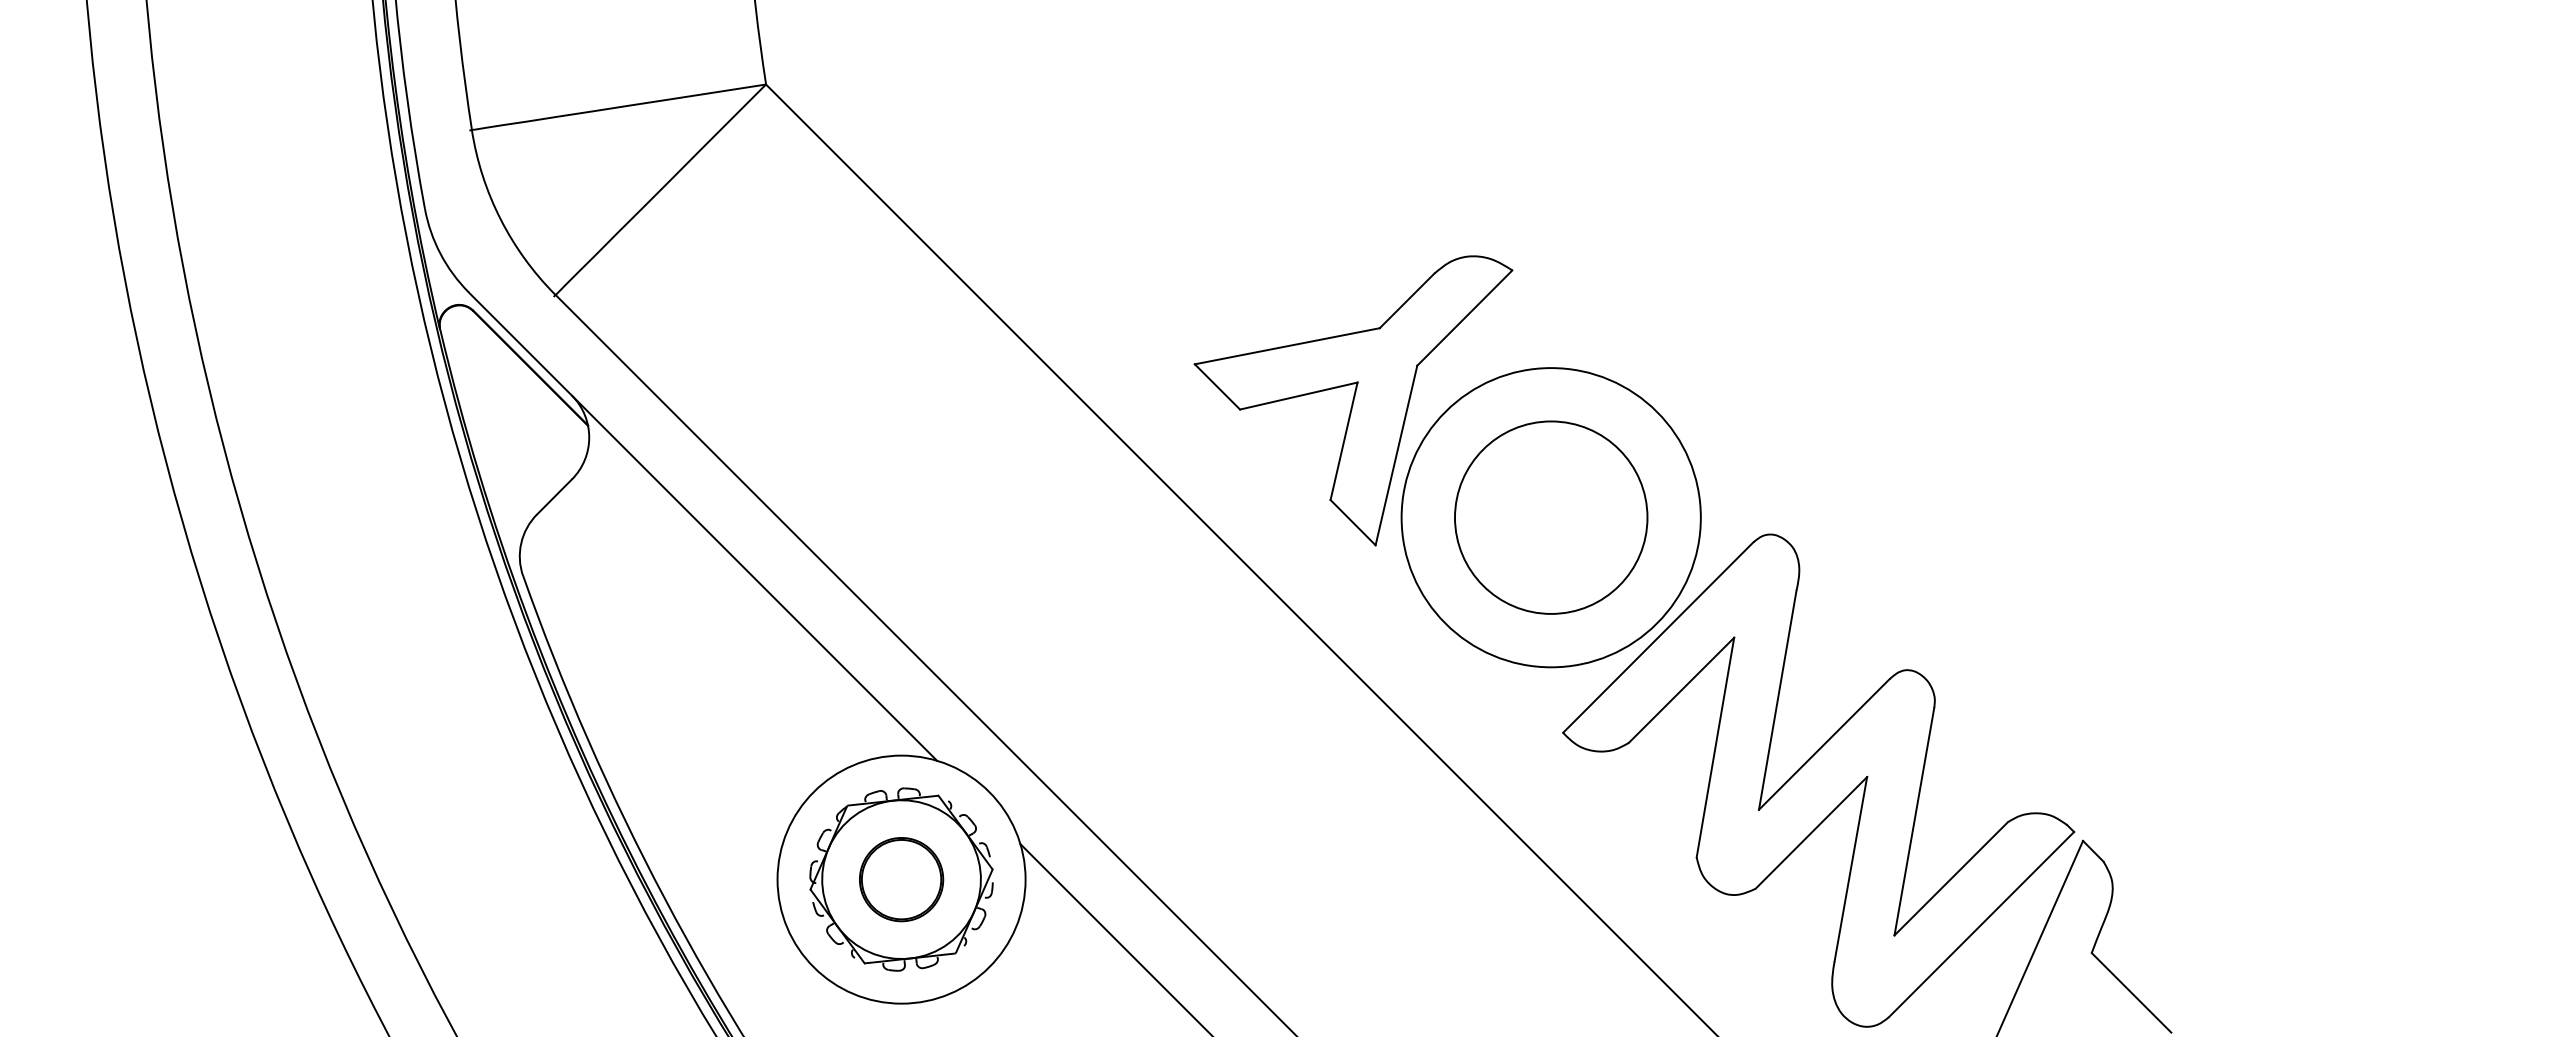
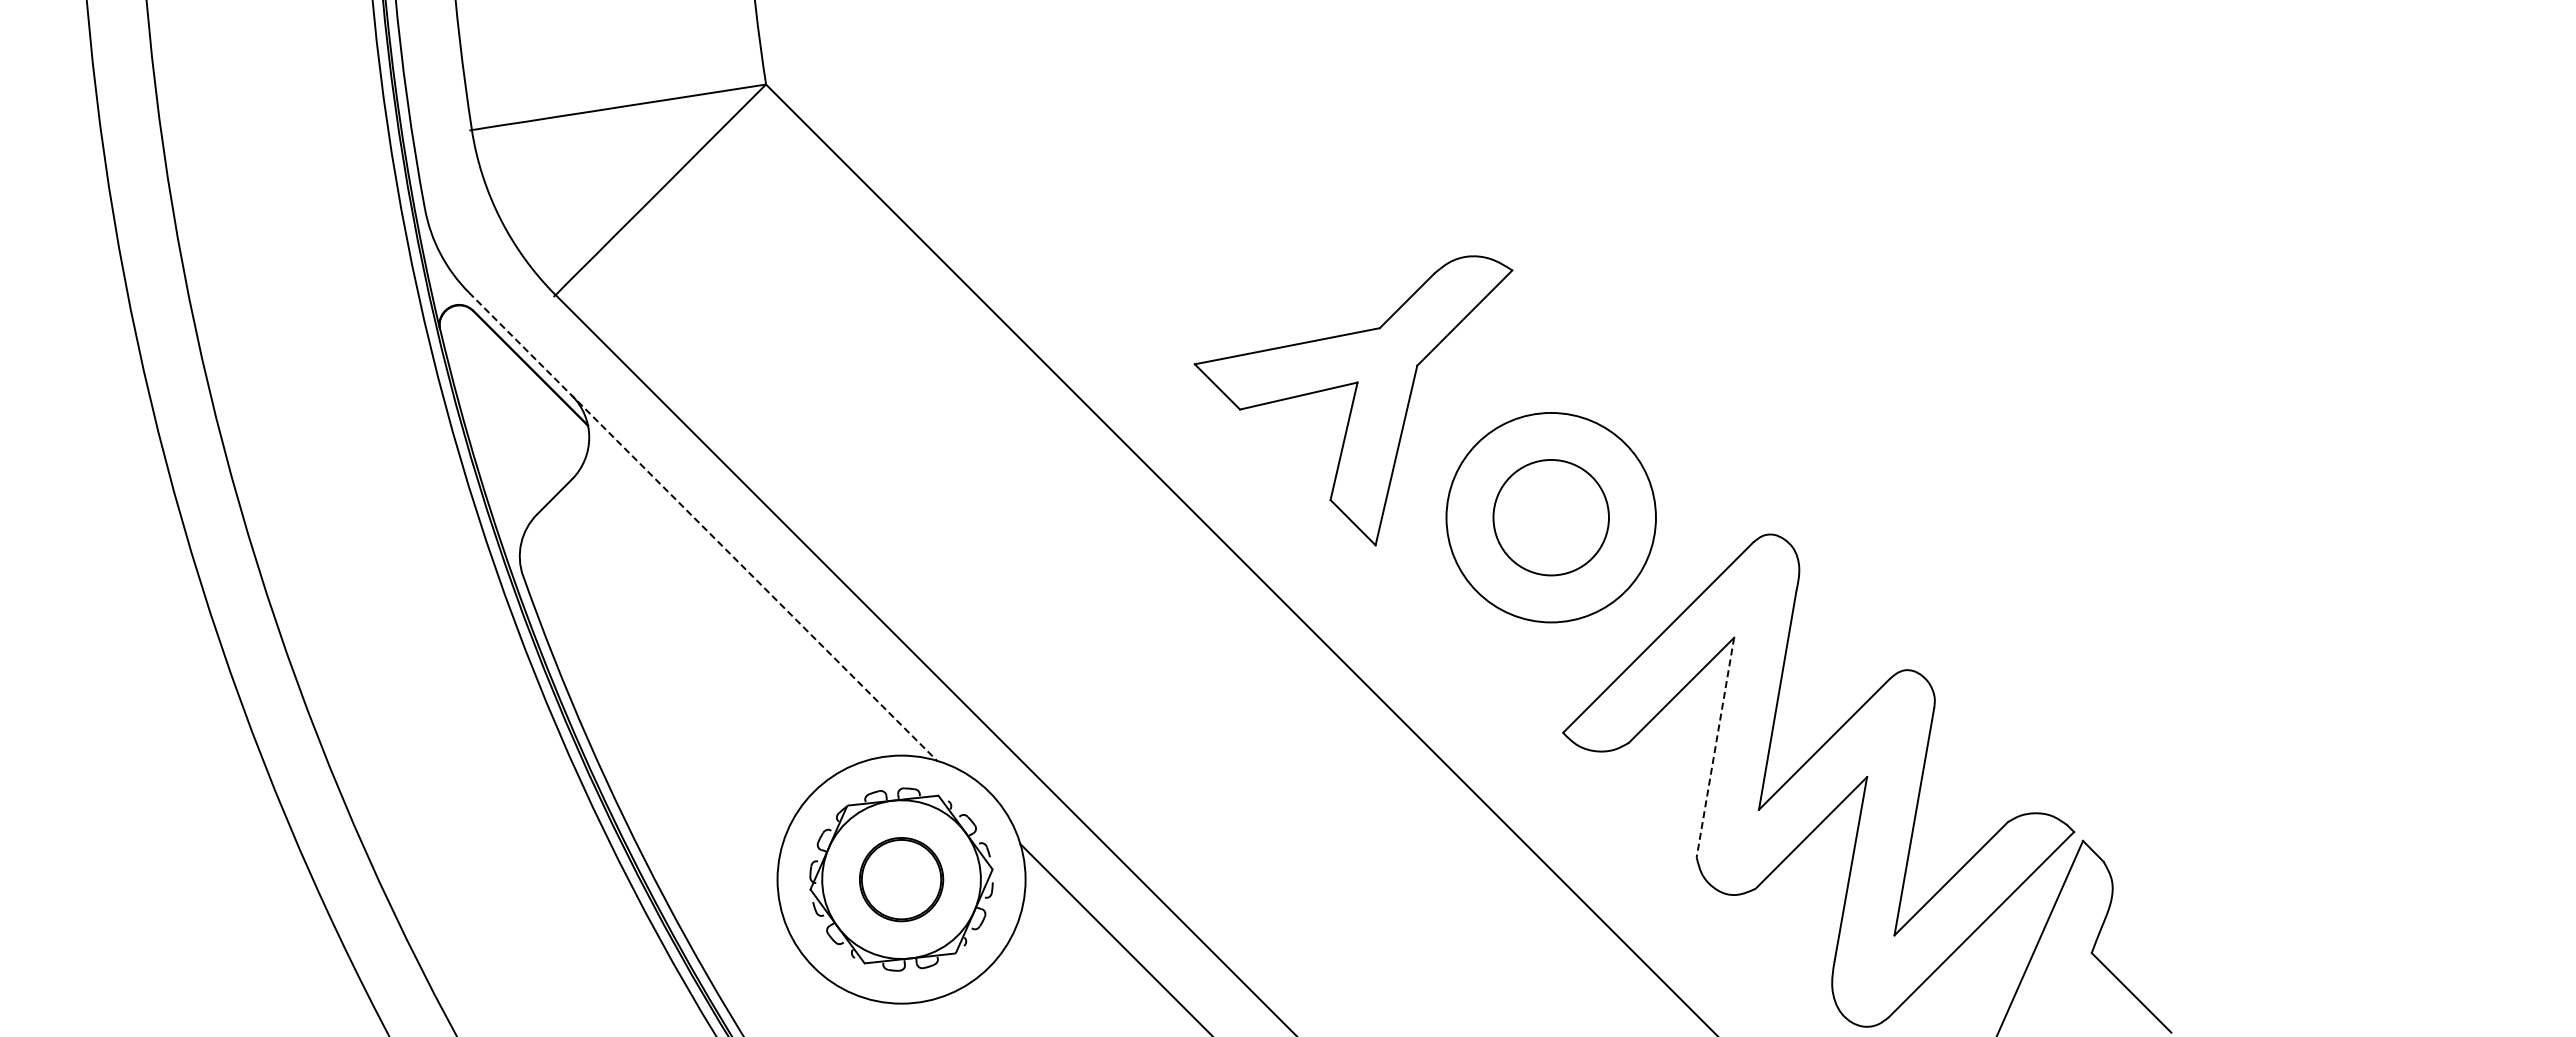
circle diameter: 299 px -> 209 px (1550, 517)
circle diameter: 192 px -> 115 px (1550, 517)
line: solid -> dashed (703, 526)
line: solid -> dashed (1715, 748)
